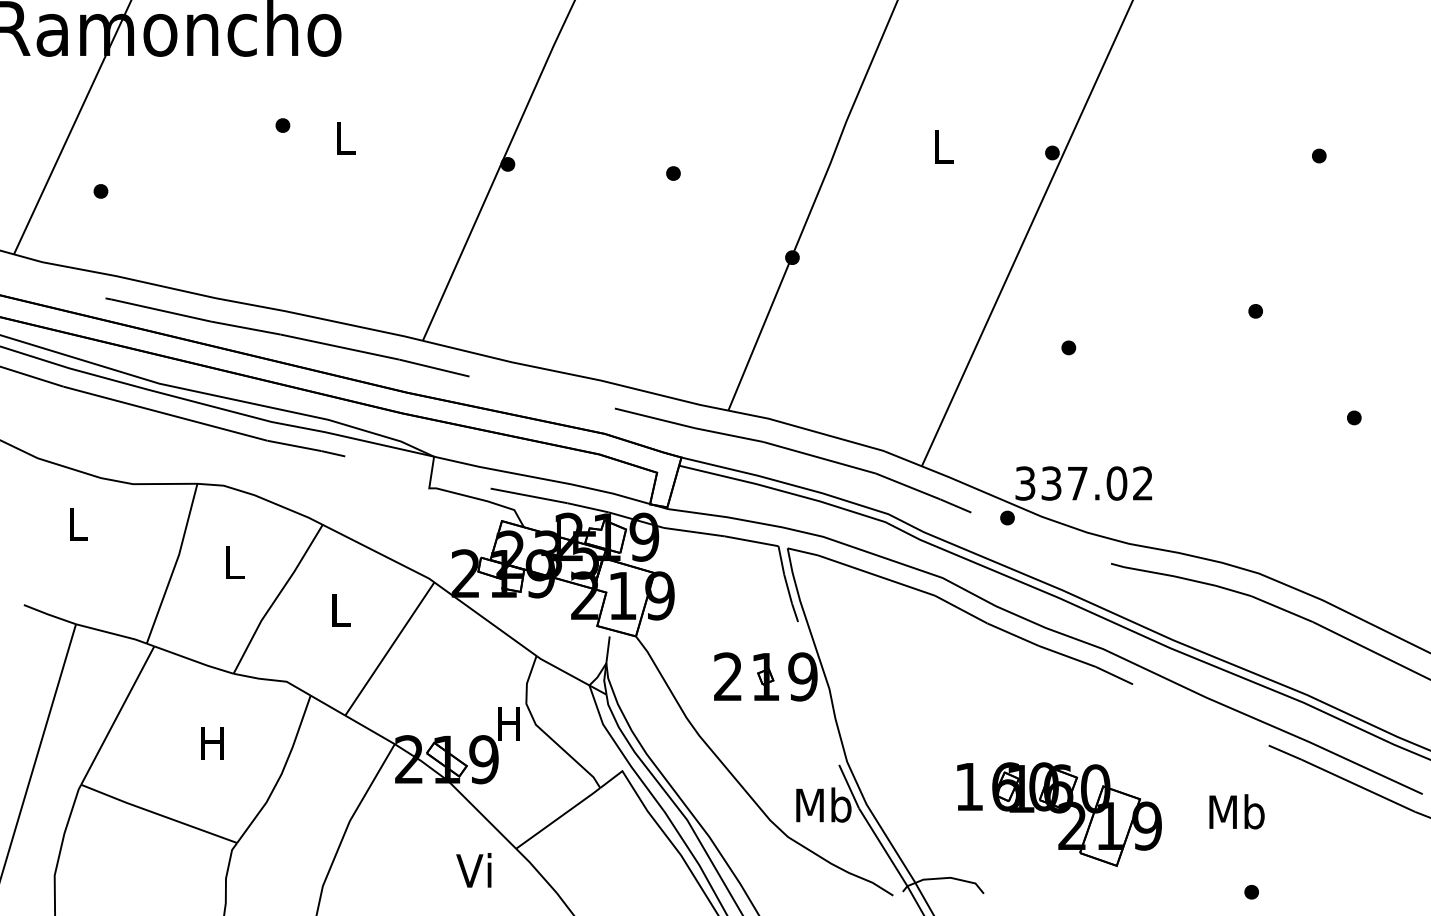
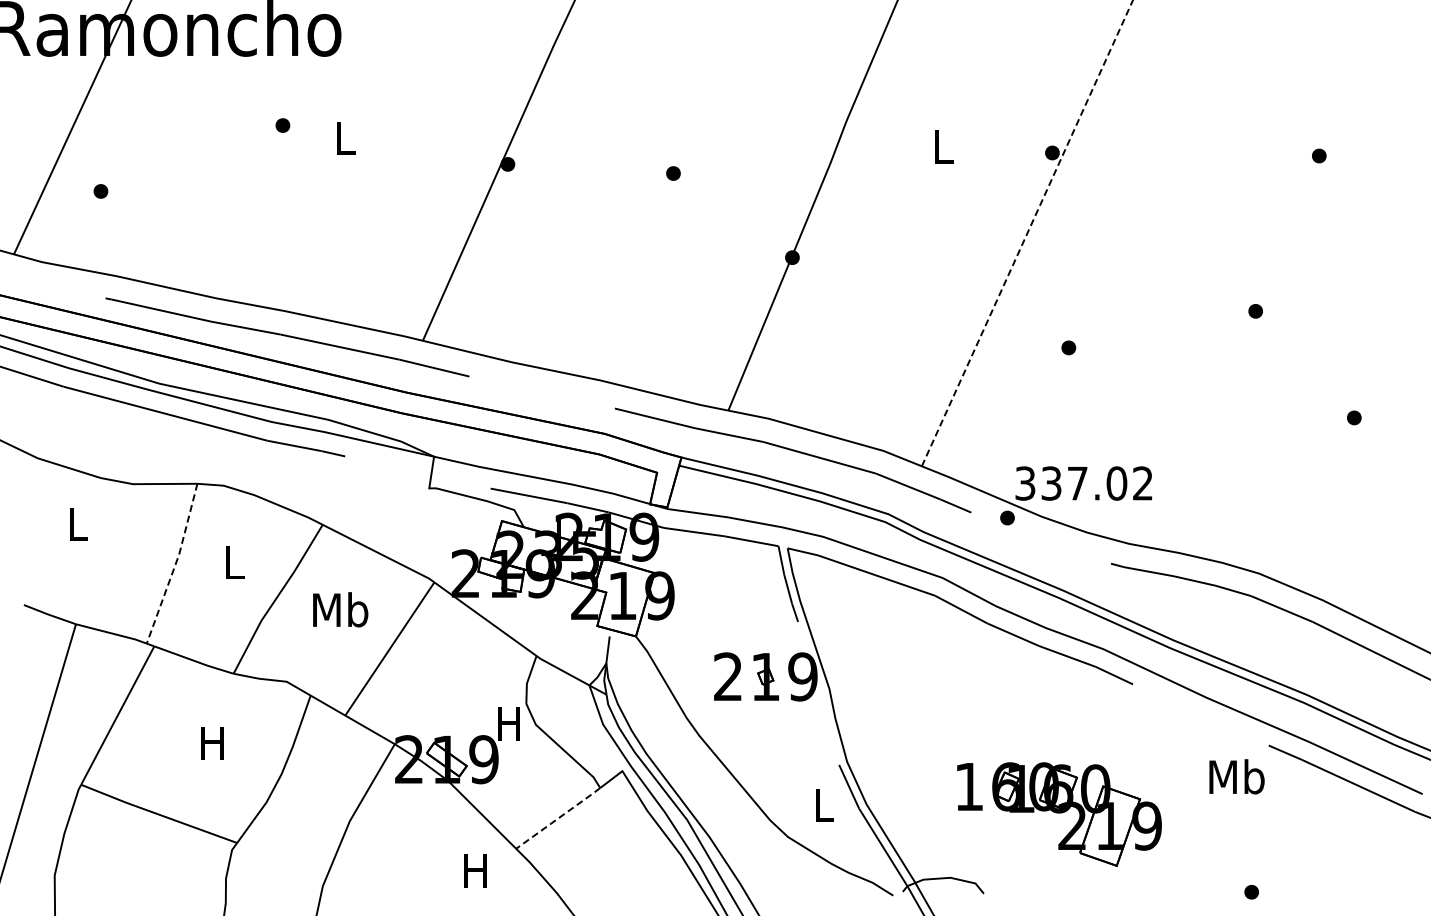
line: solid -> dashed (1027, 233)
line: solid -> dashed (175, 563)
text: L -> Mb (340, 609)
text: Mb -> L (823, 804)
text position: (1236, 811) -> (1236, 776) (1236, 776)
line: solid -> dashed (558, 818)
text: Vi -> H (473, 870)
